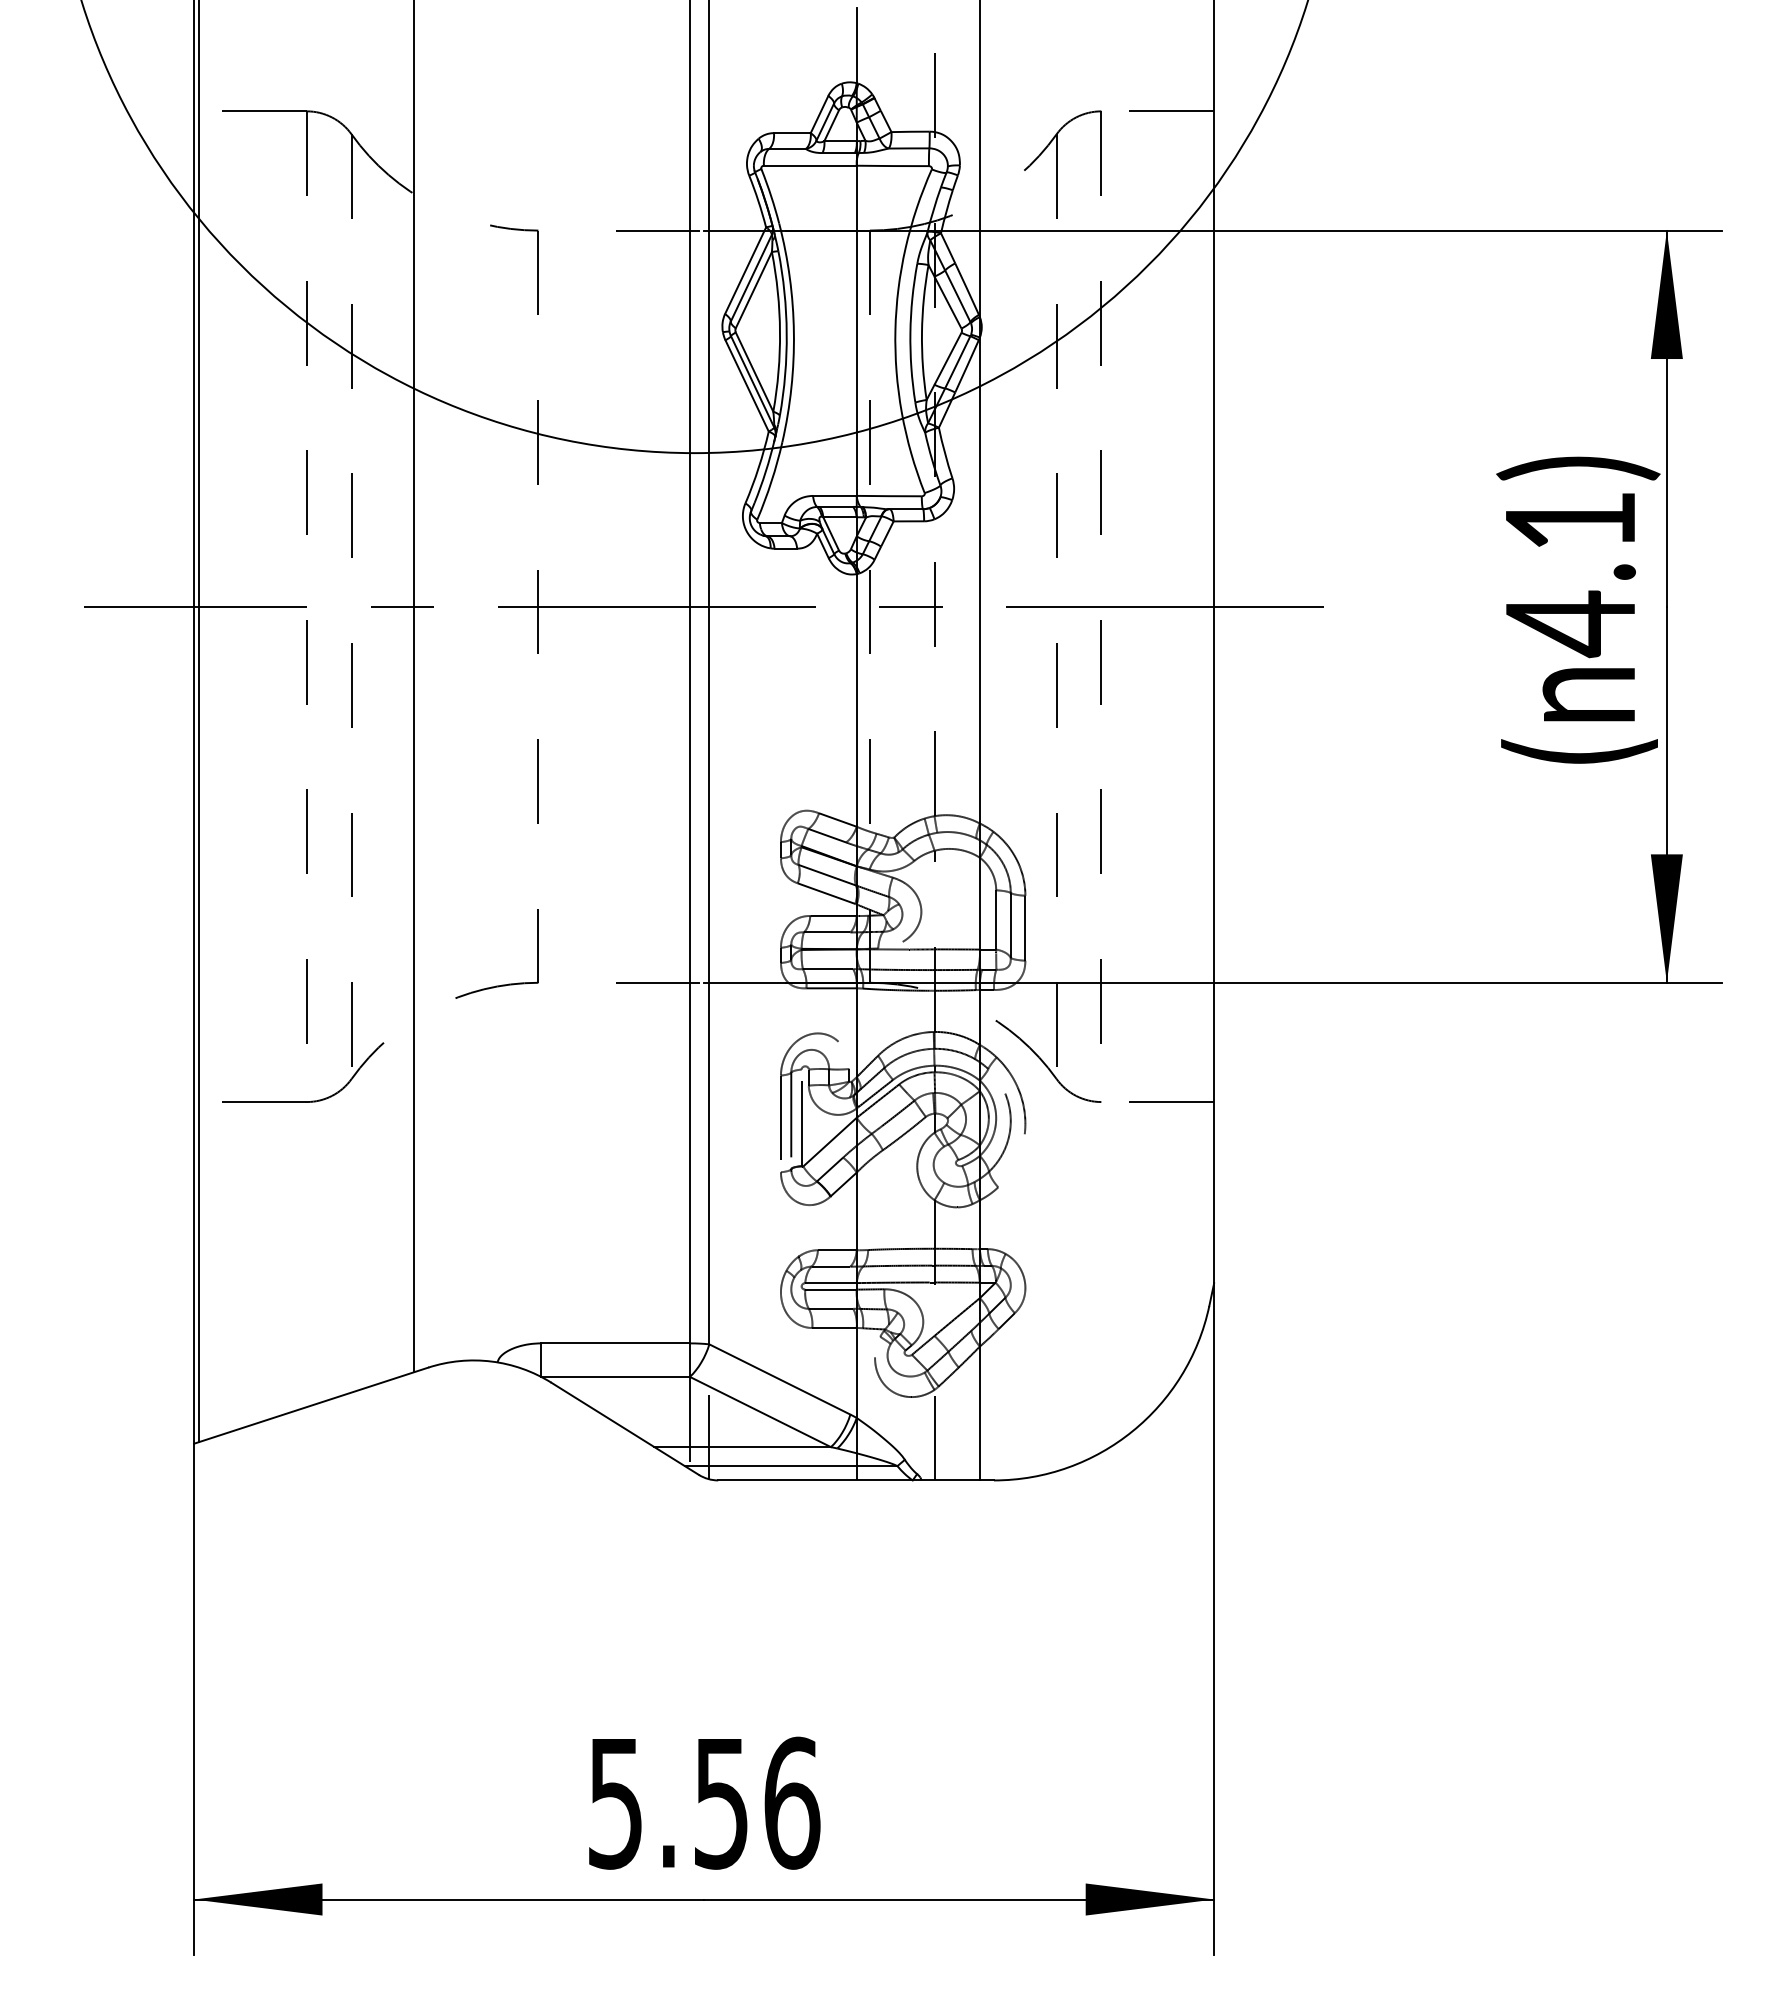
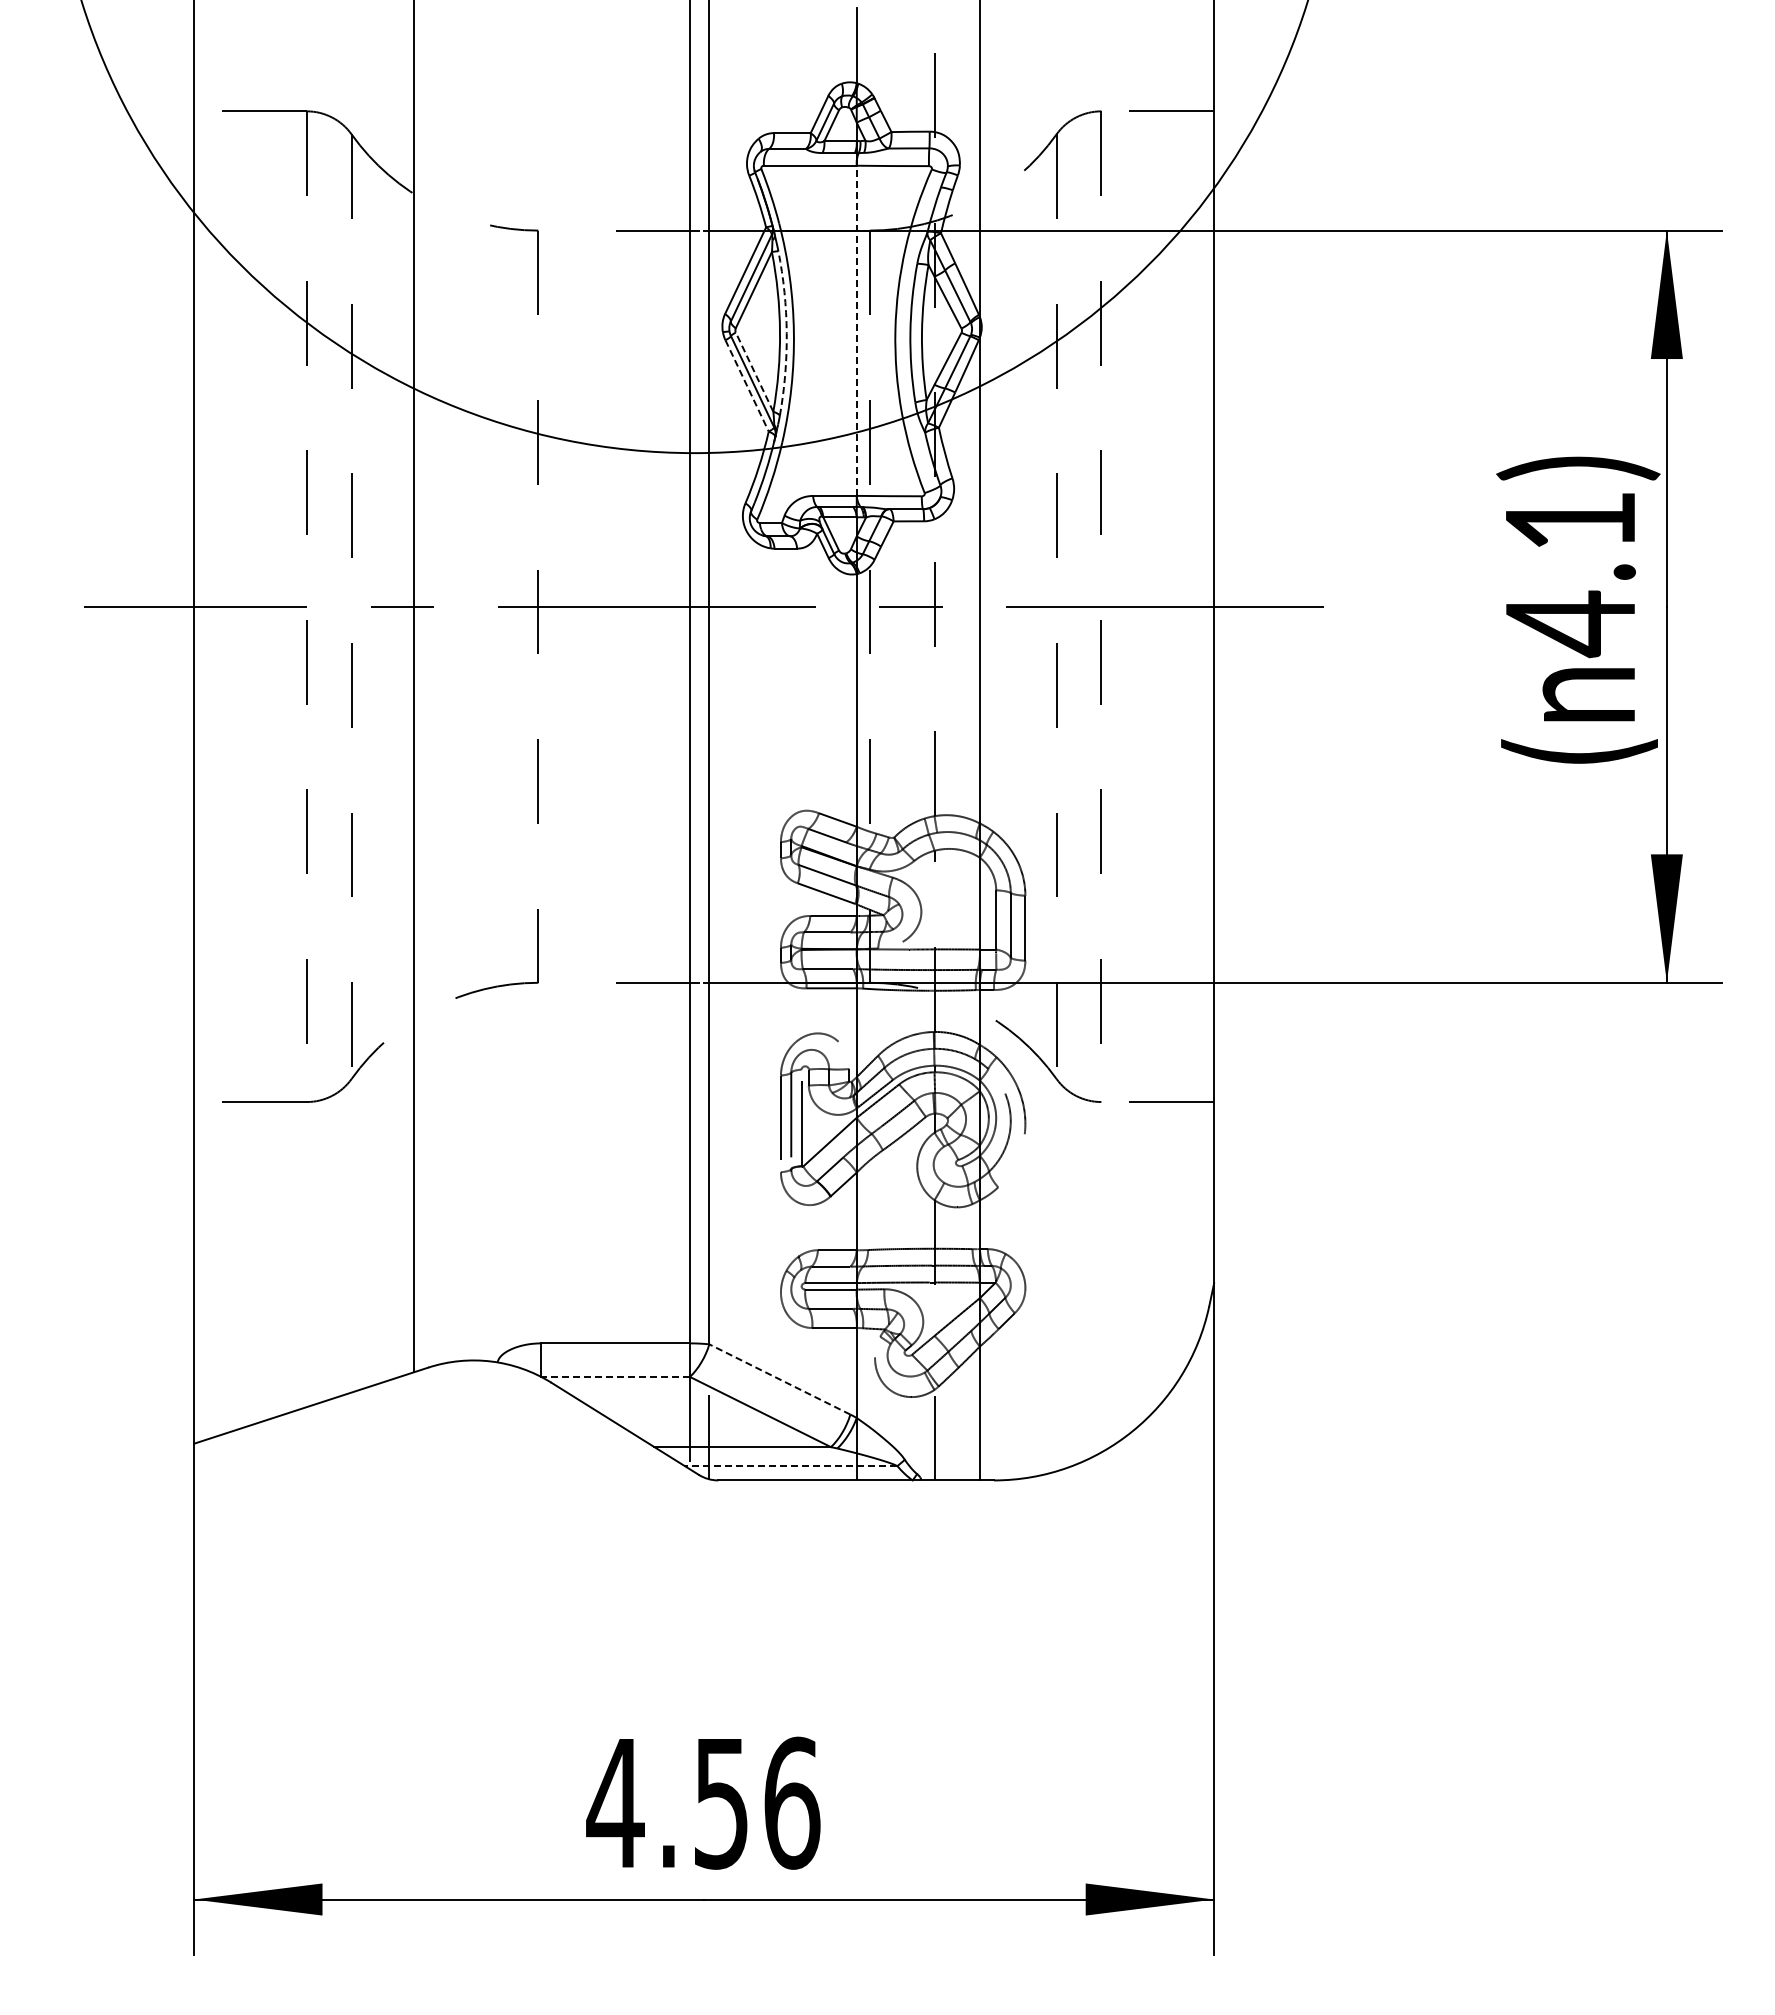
line: solid -> dashed (856, 330)
arc: solid -> dashed (786, 333)
line: solid -> dashed (754, 372)
line: solid -> dashed (747, 385)
line: present -> none (198, 722)
line: solid -> dashed (615, 1376)
line: solid -> dashed (779, 1379)
line: solid -> dashed (790, 1466)
text: 5.56 -> 4.56 (615, 1804)
